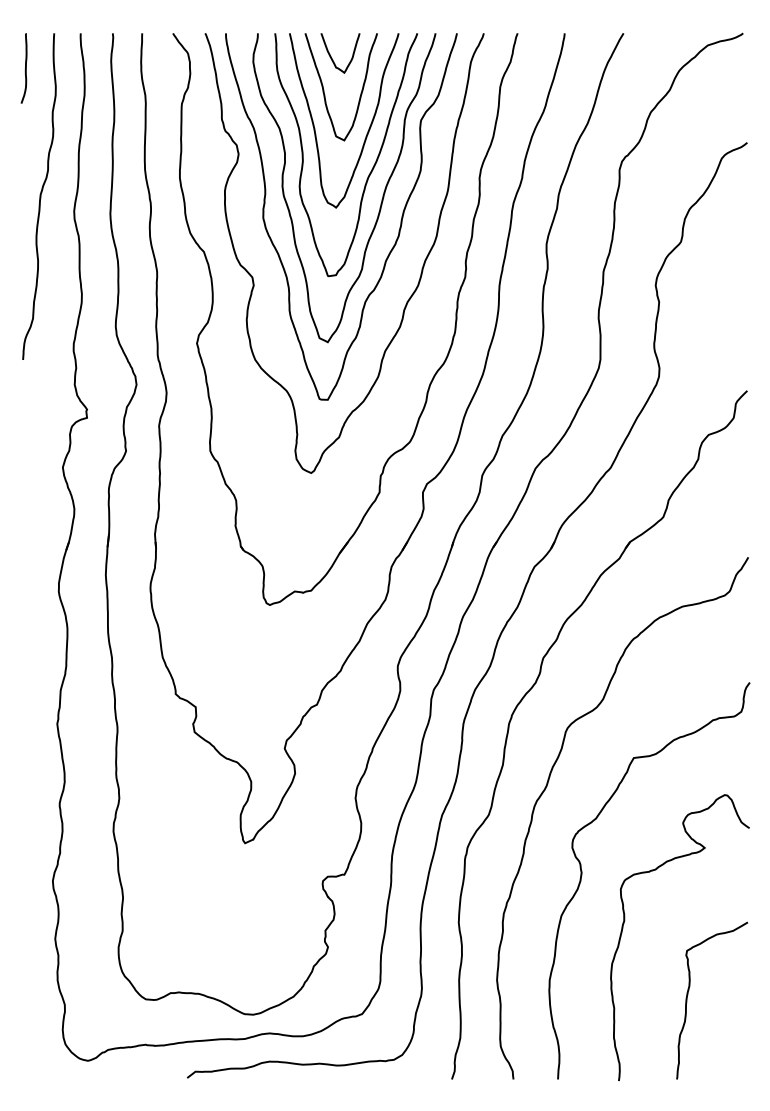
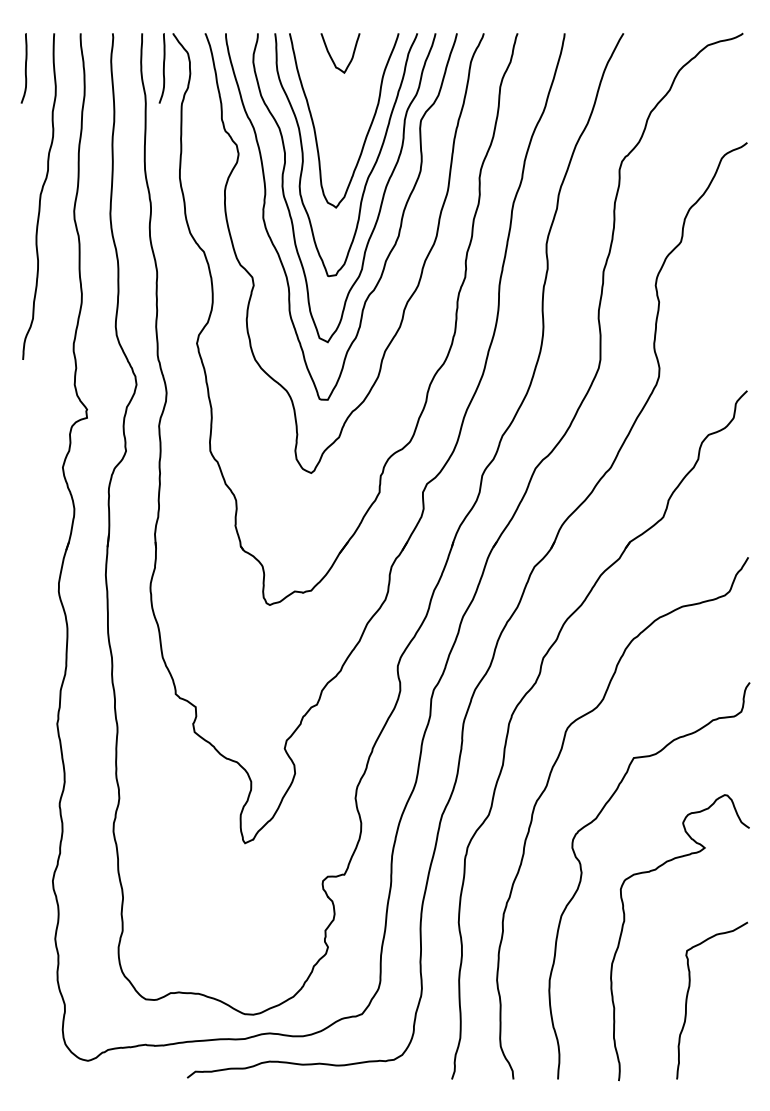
curve: none -> present (163, 68)
curve: present -> none (324, 89)
